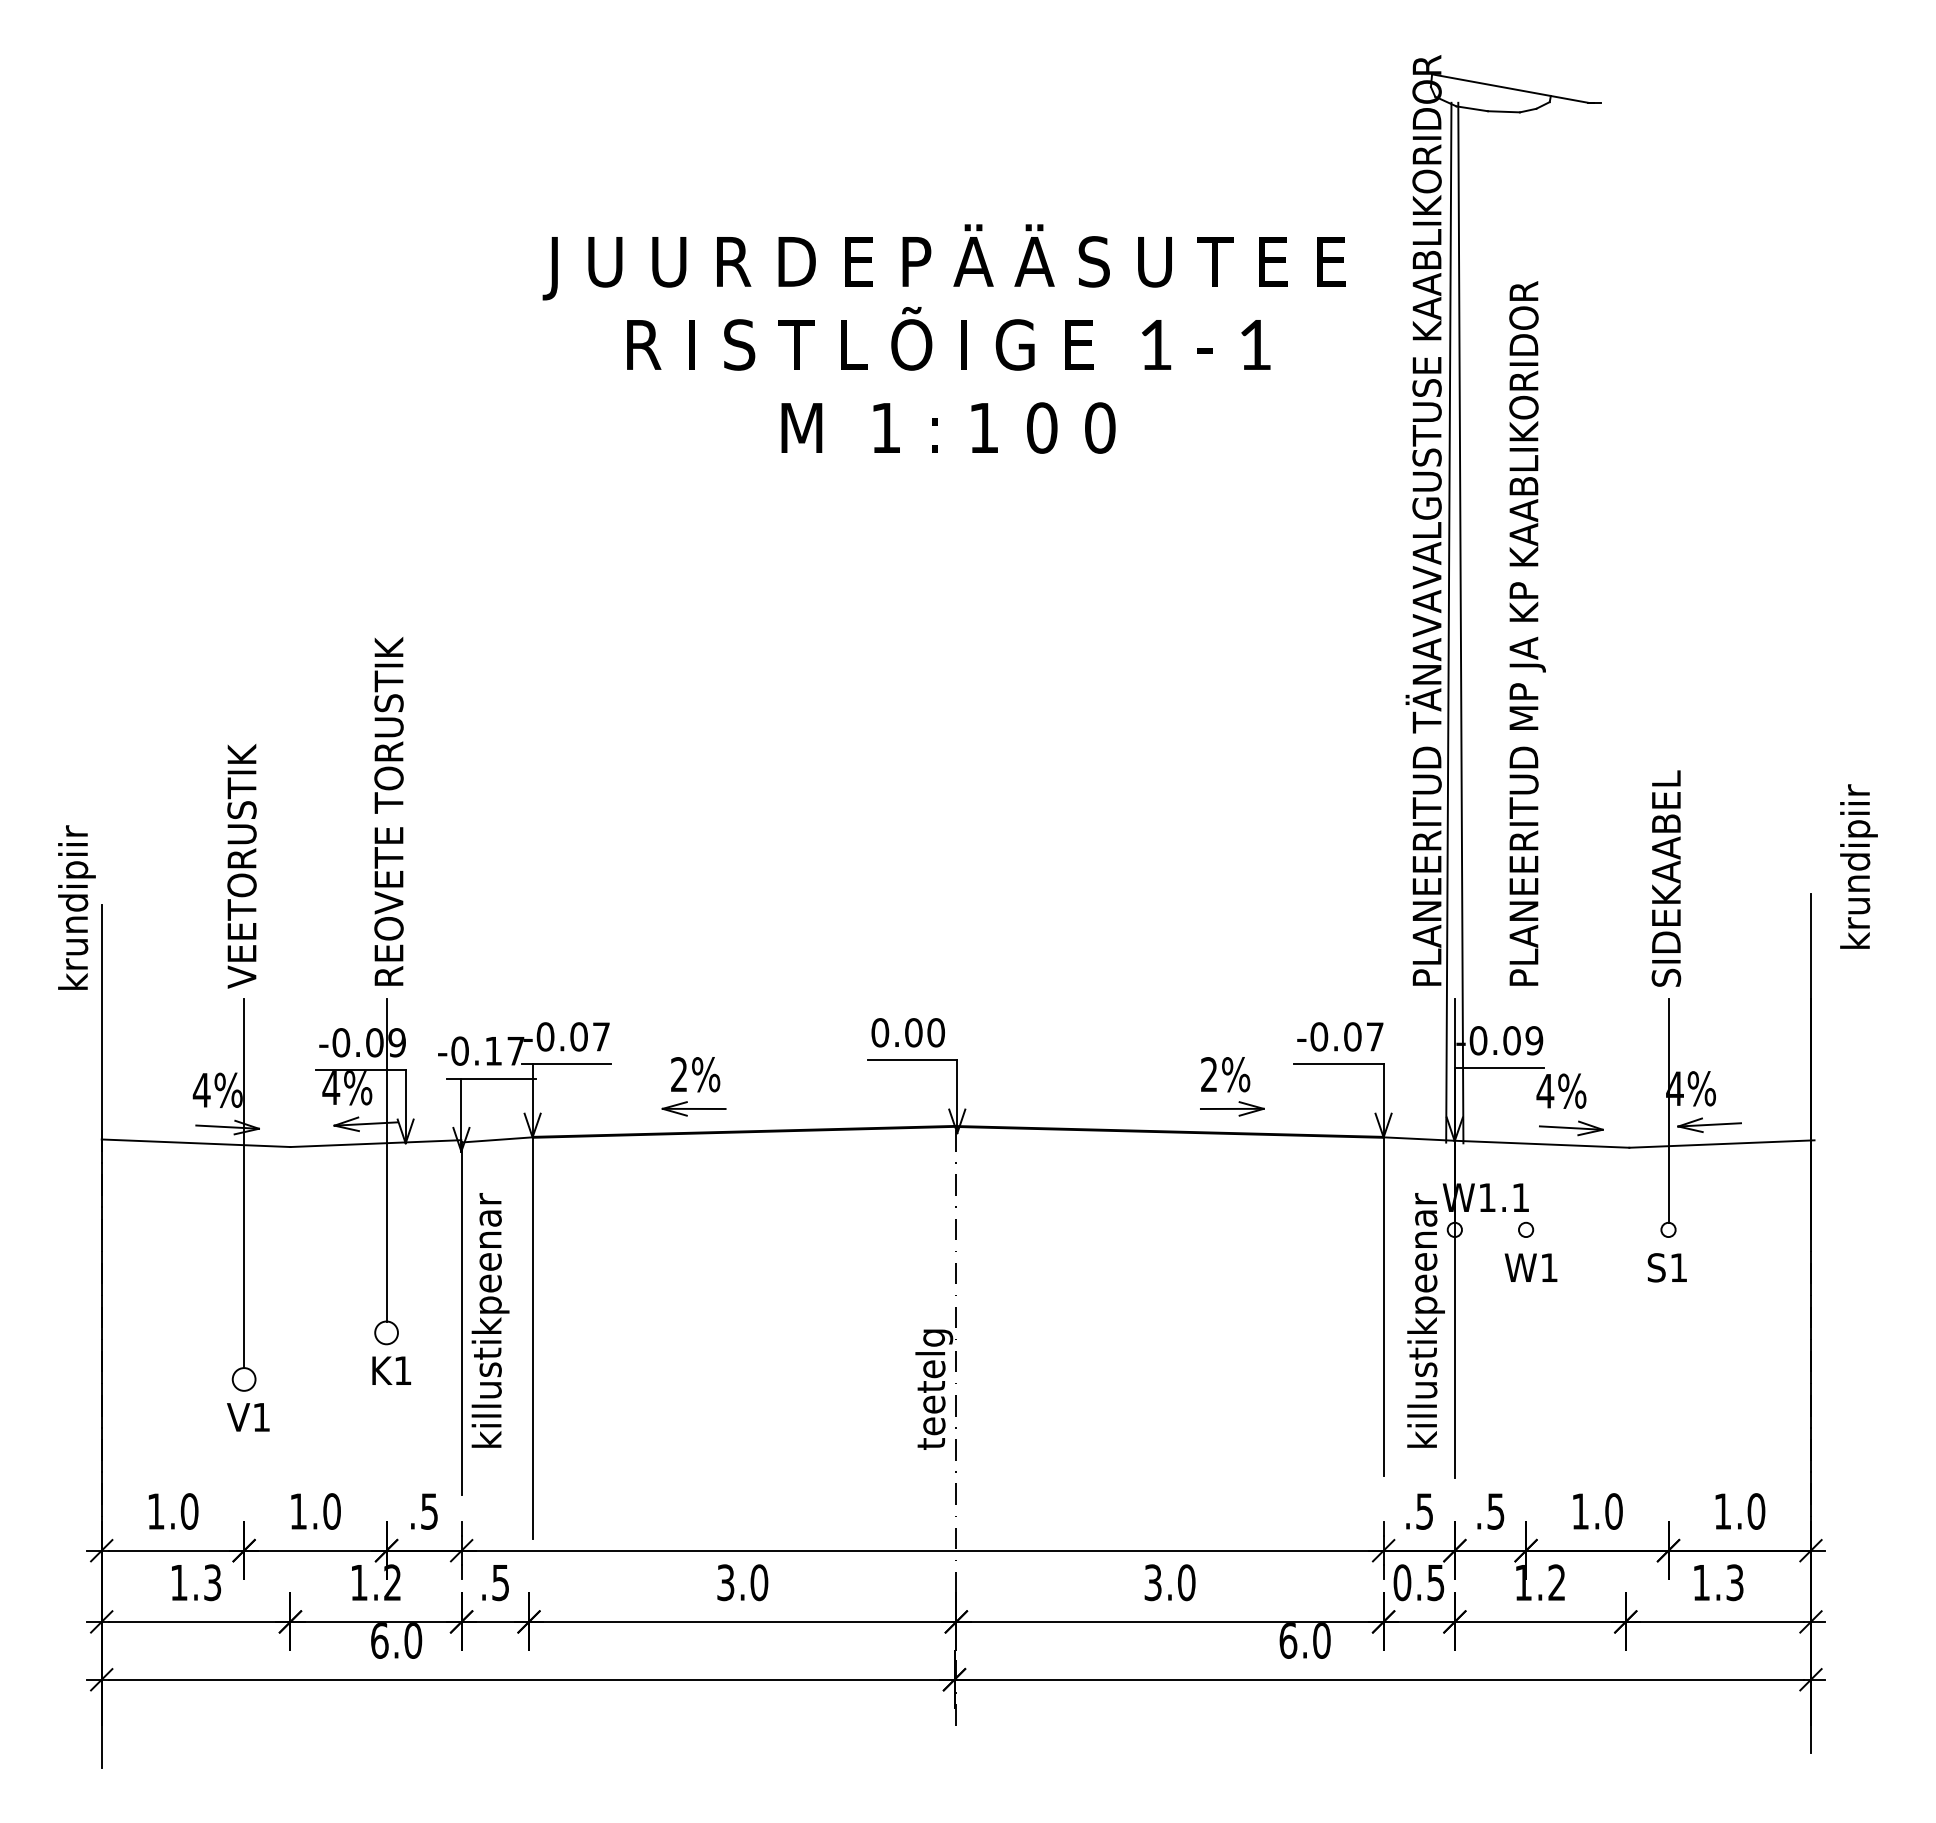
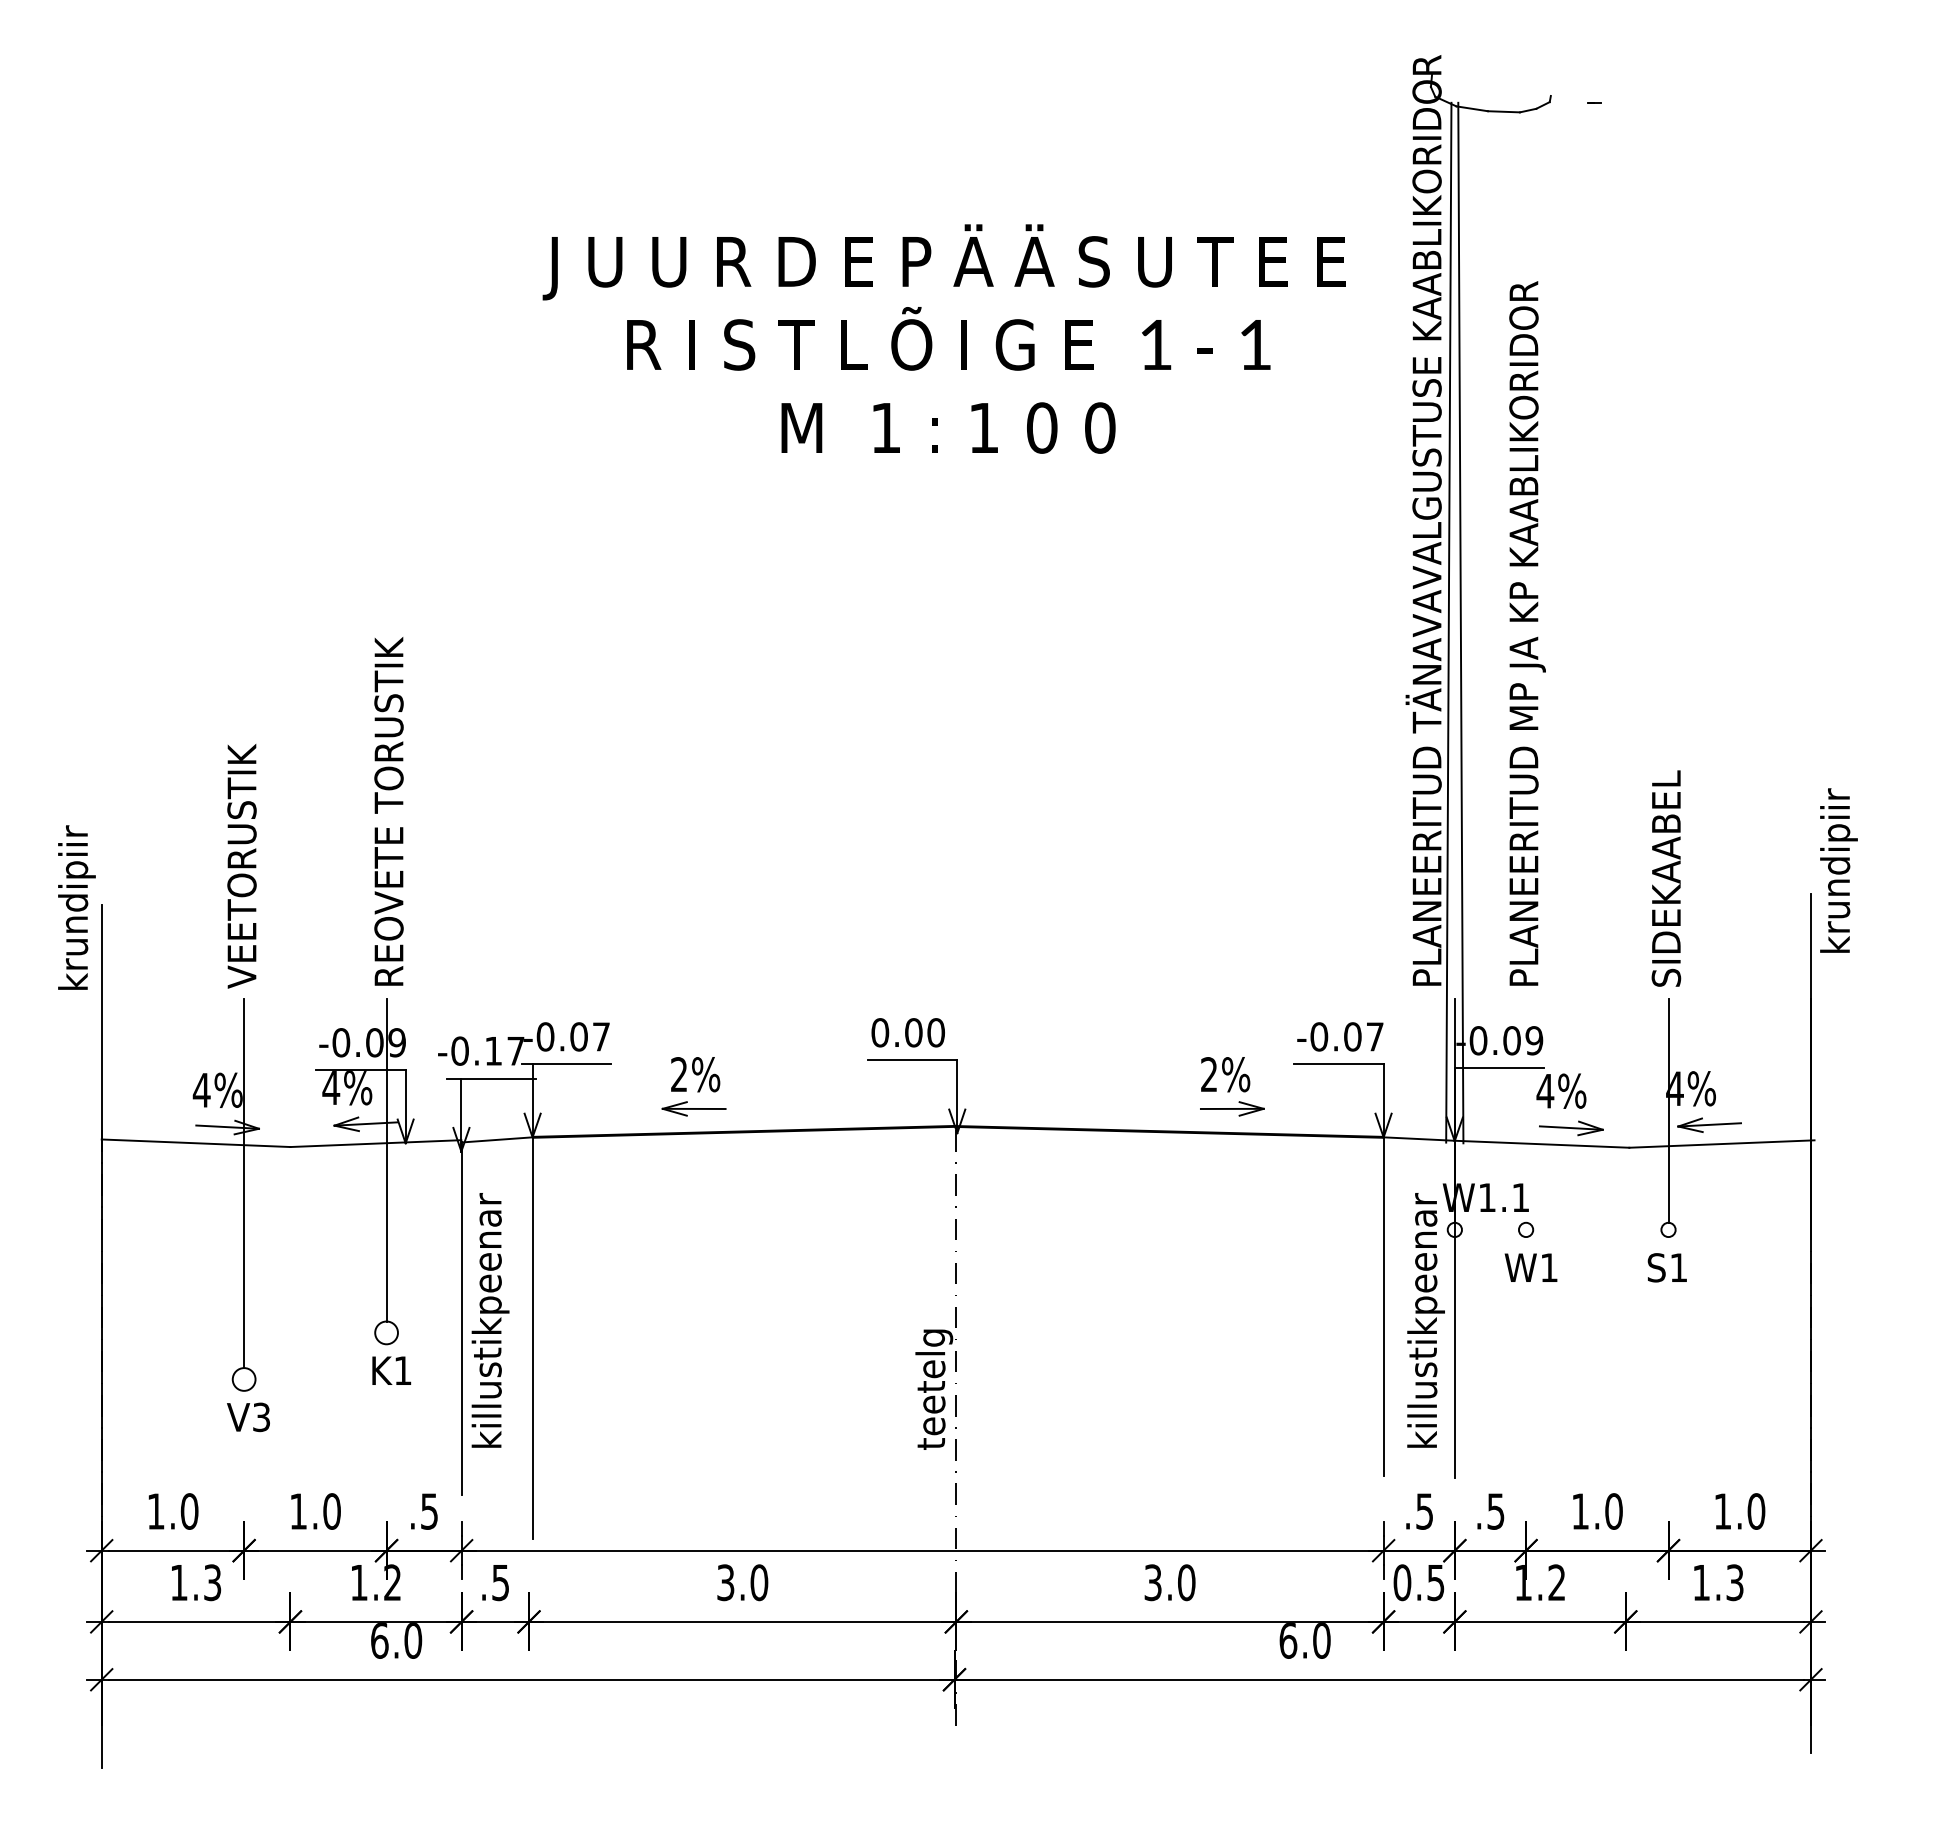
line: present -> none (1510, 88)
text position: (1858, 866) -> (1838, 870) (1838, 870)
text: V1 -> V3 (261, 1417)
